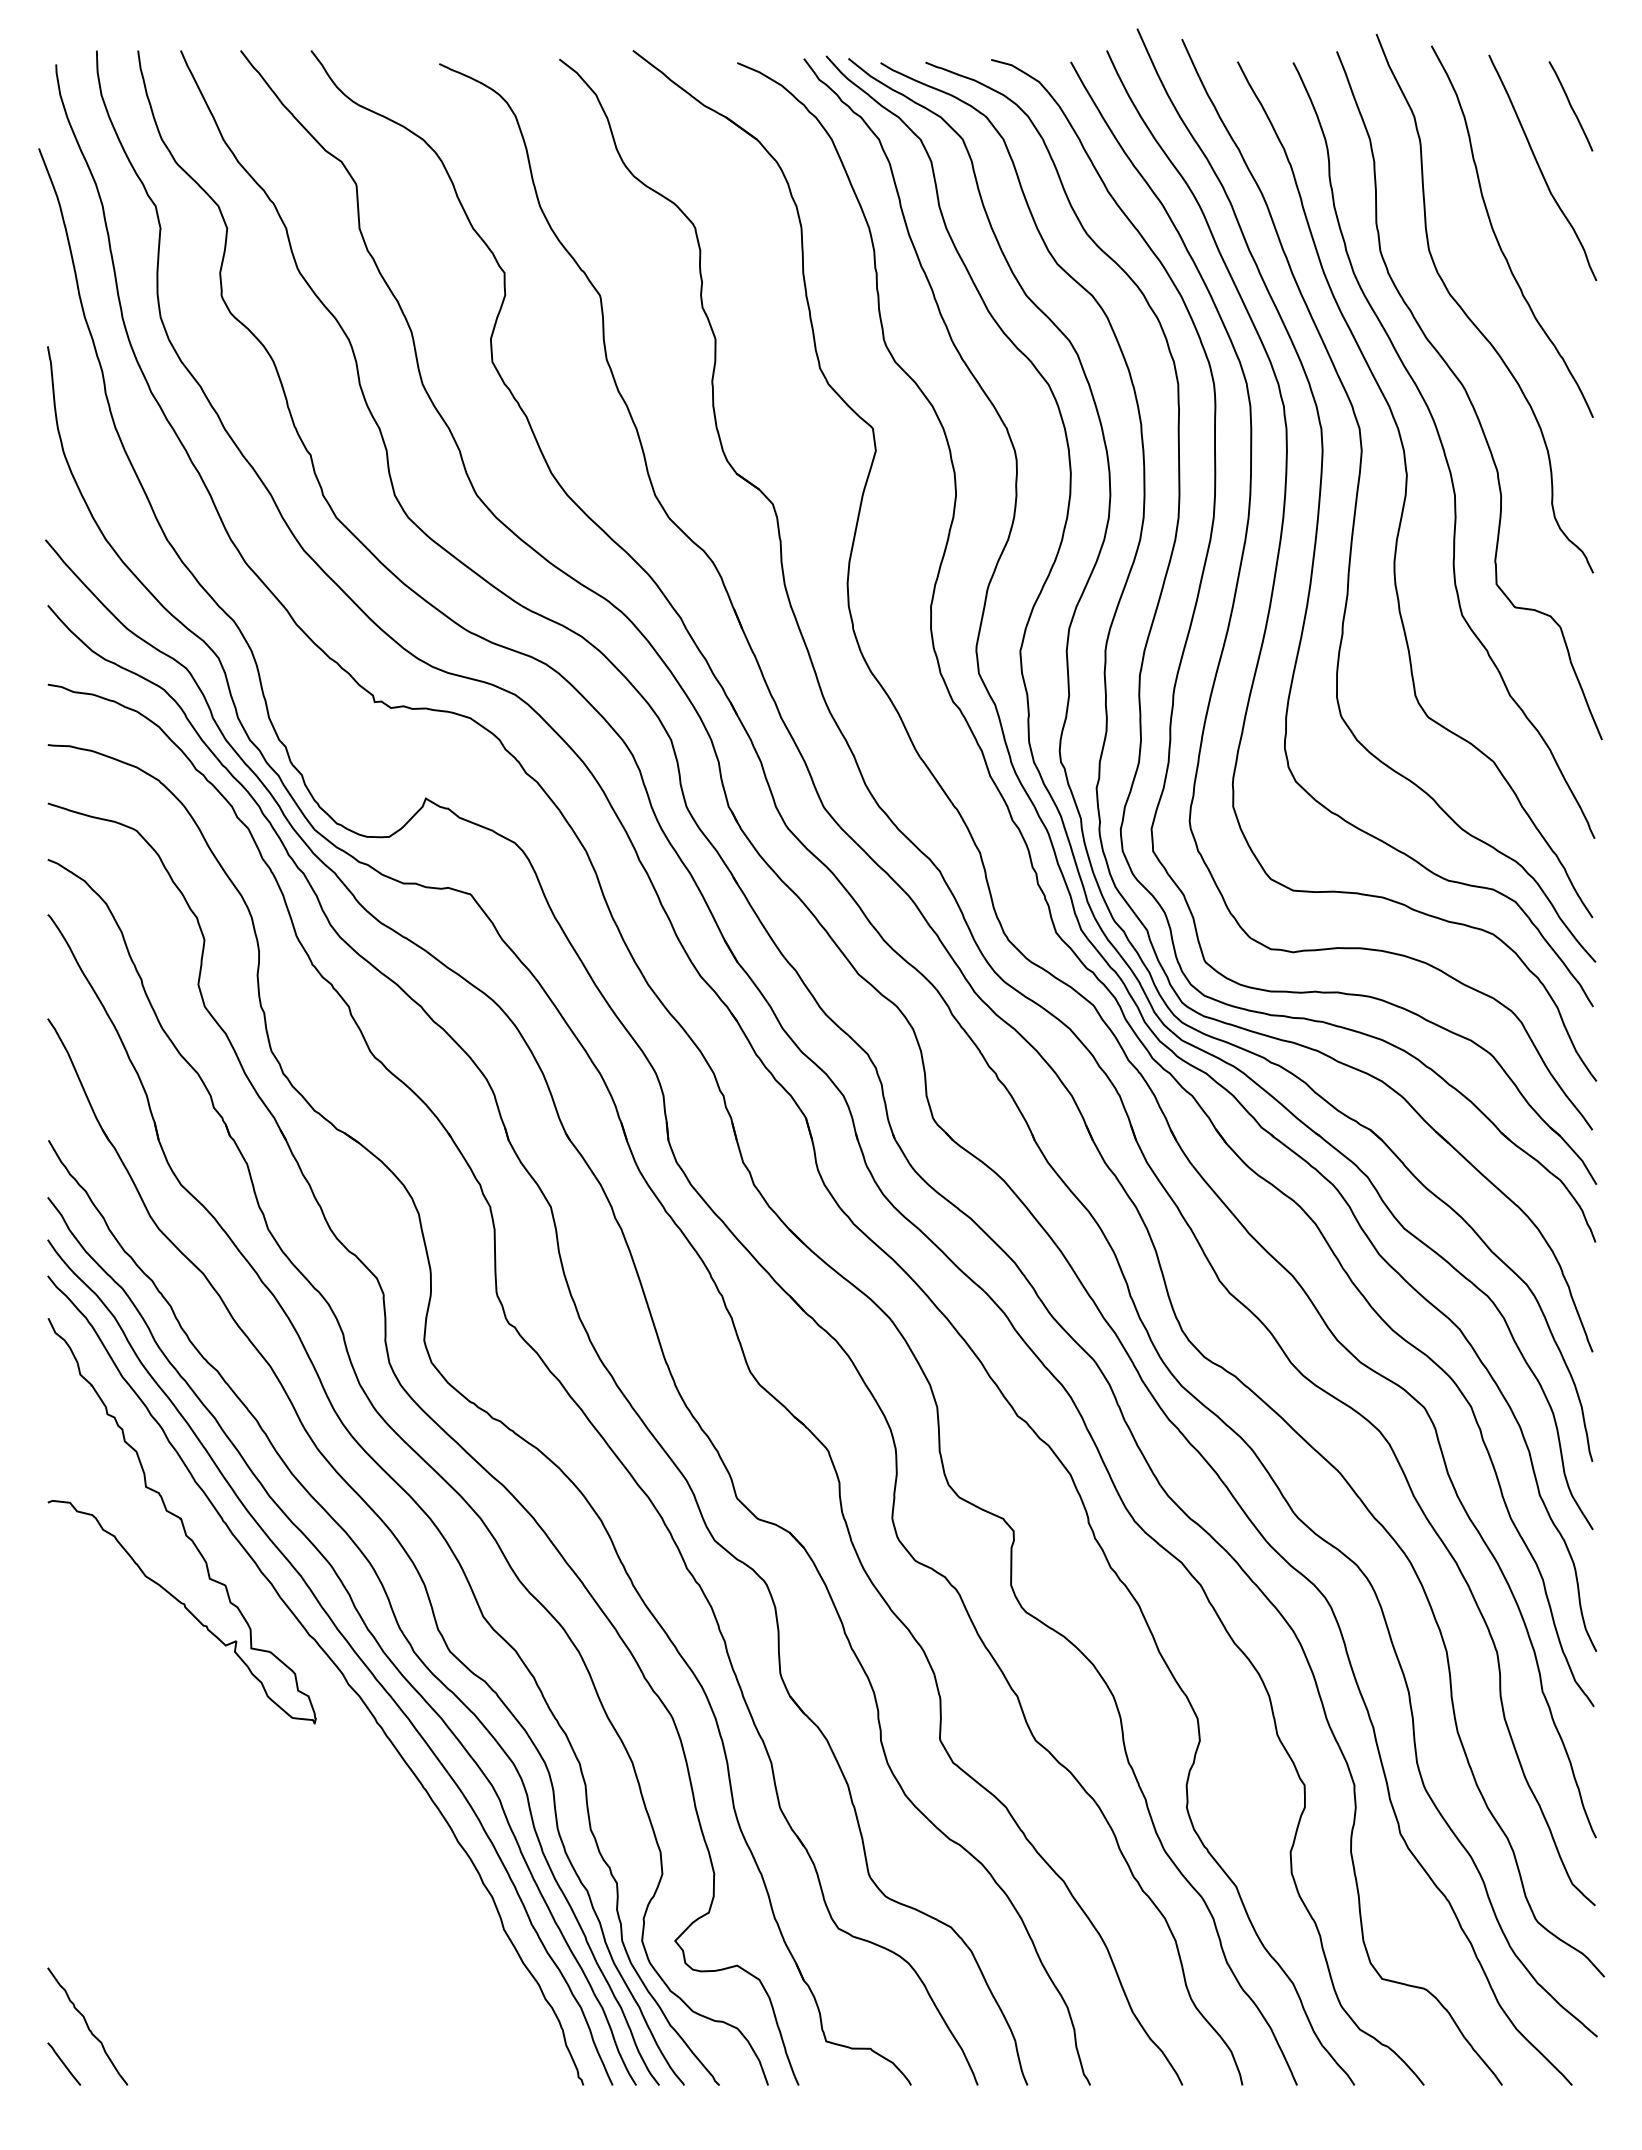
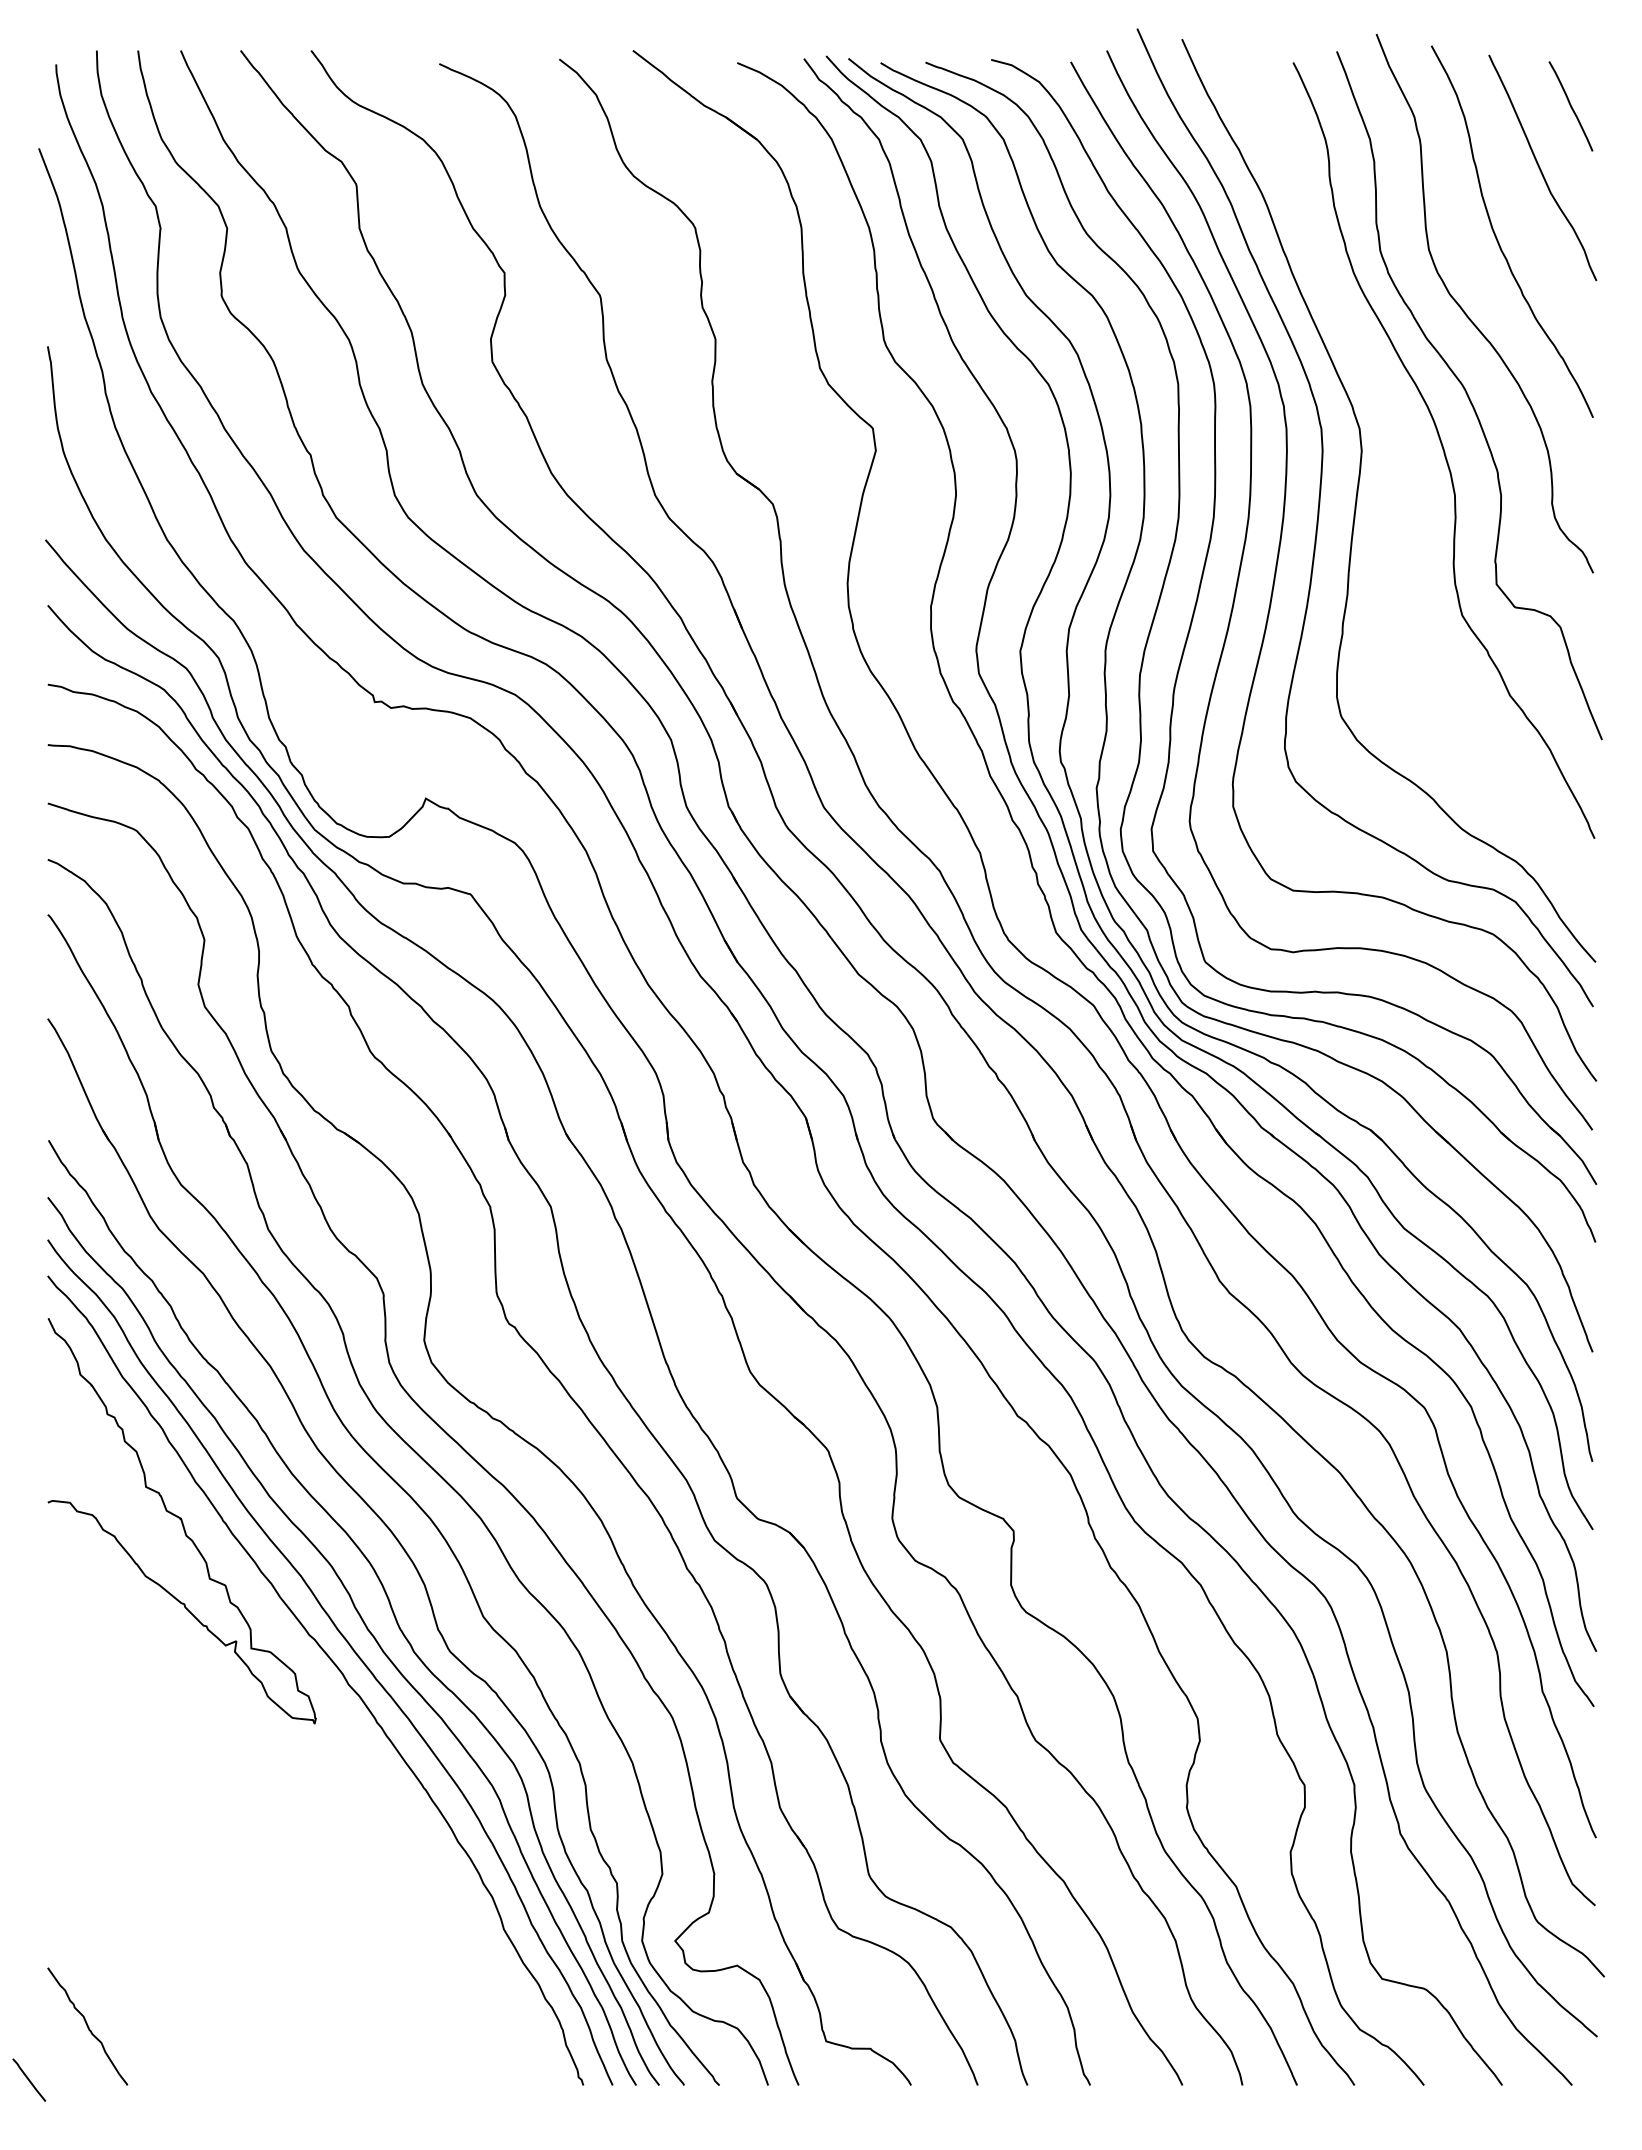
curve: present -> none (1407, 487)
line position: (64, 2063) -> (29, 2079) (29, 2079)
